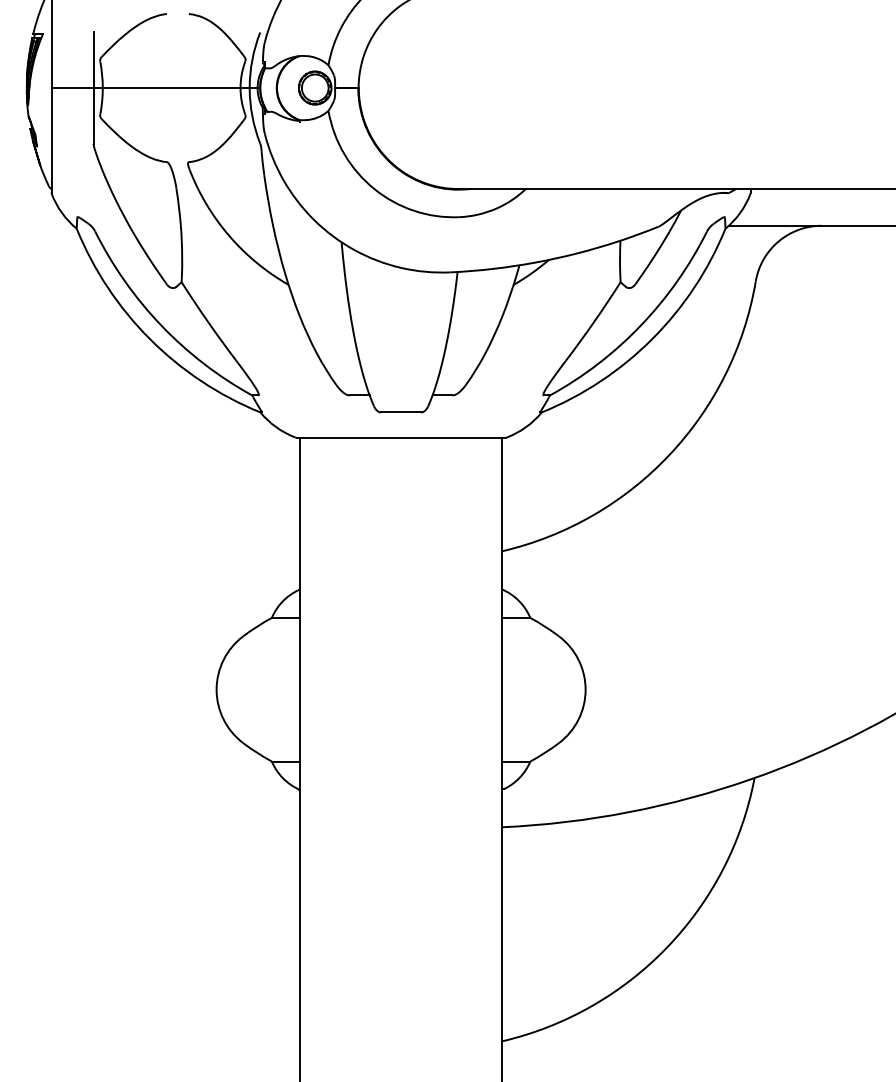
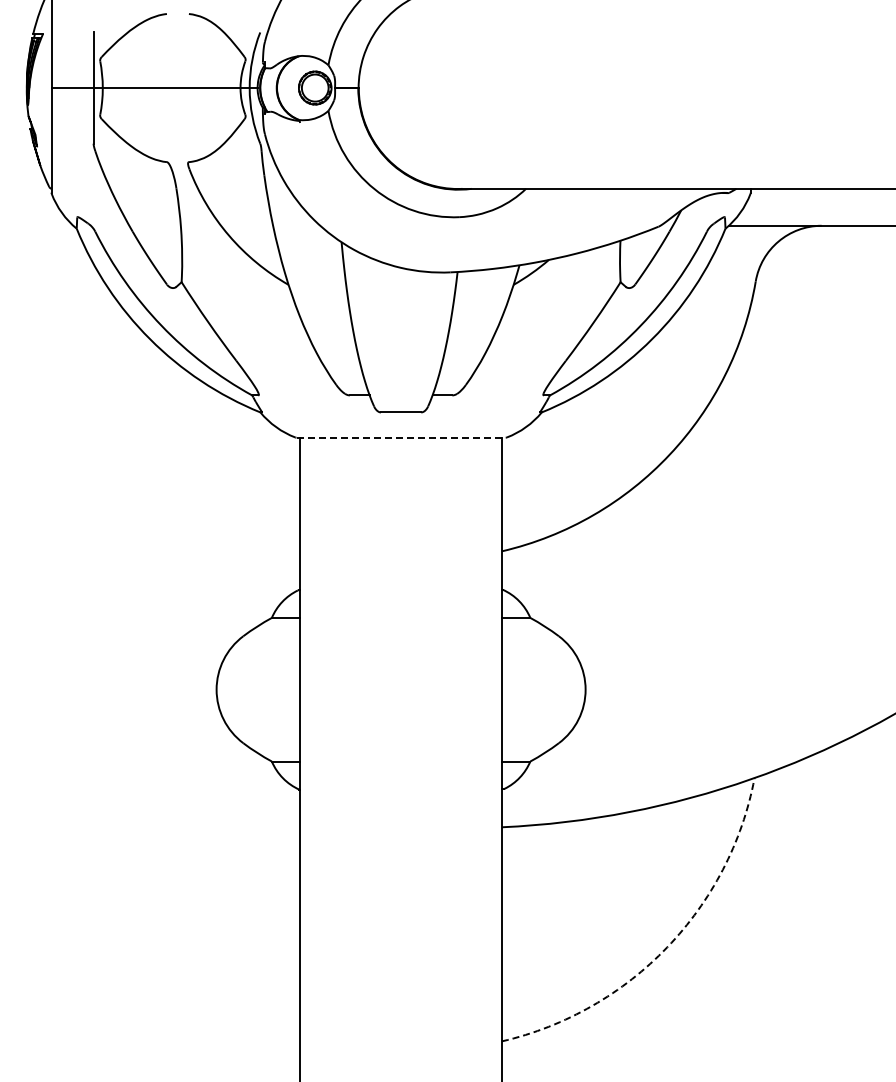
line: solid -> dashed (401, 437)
arc: solid -> dashed (667, 947)
